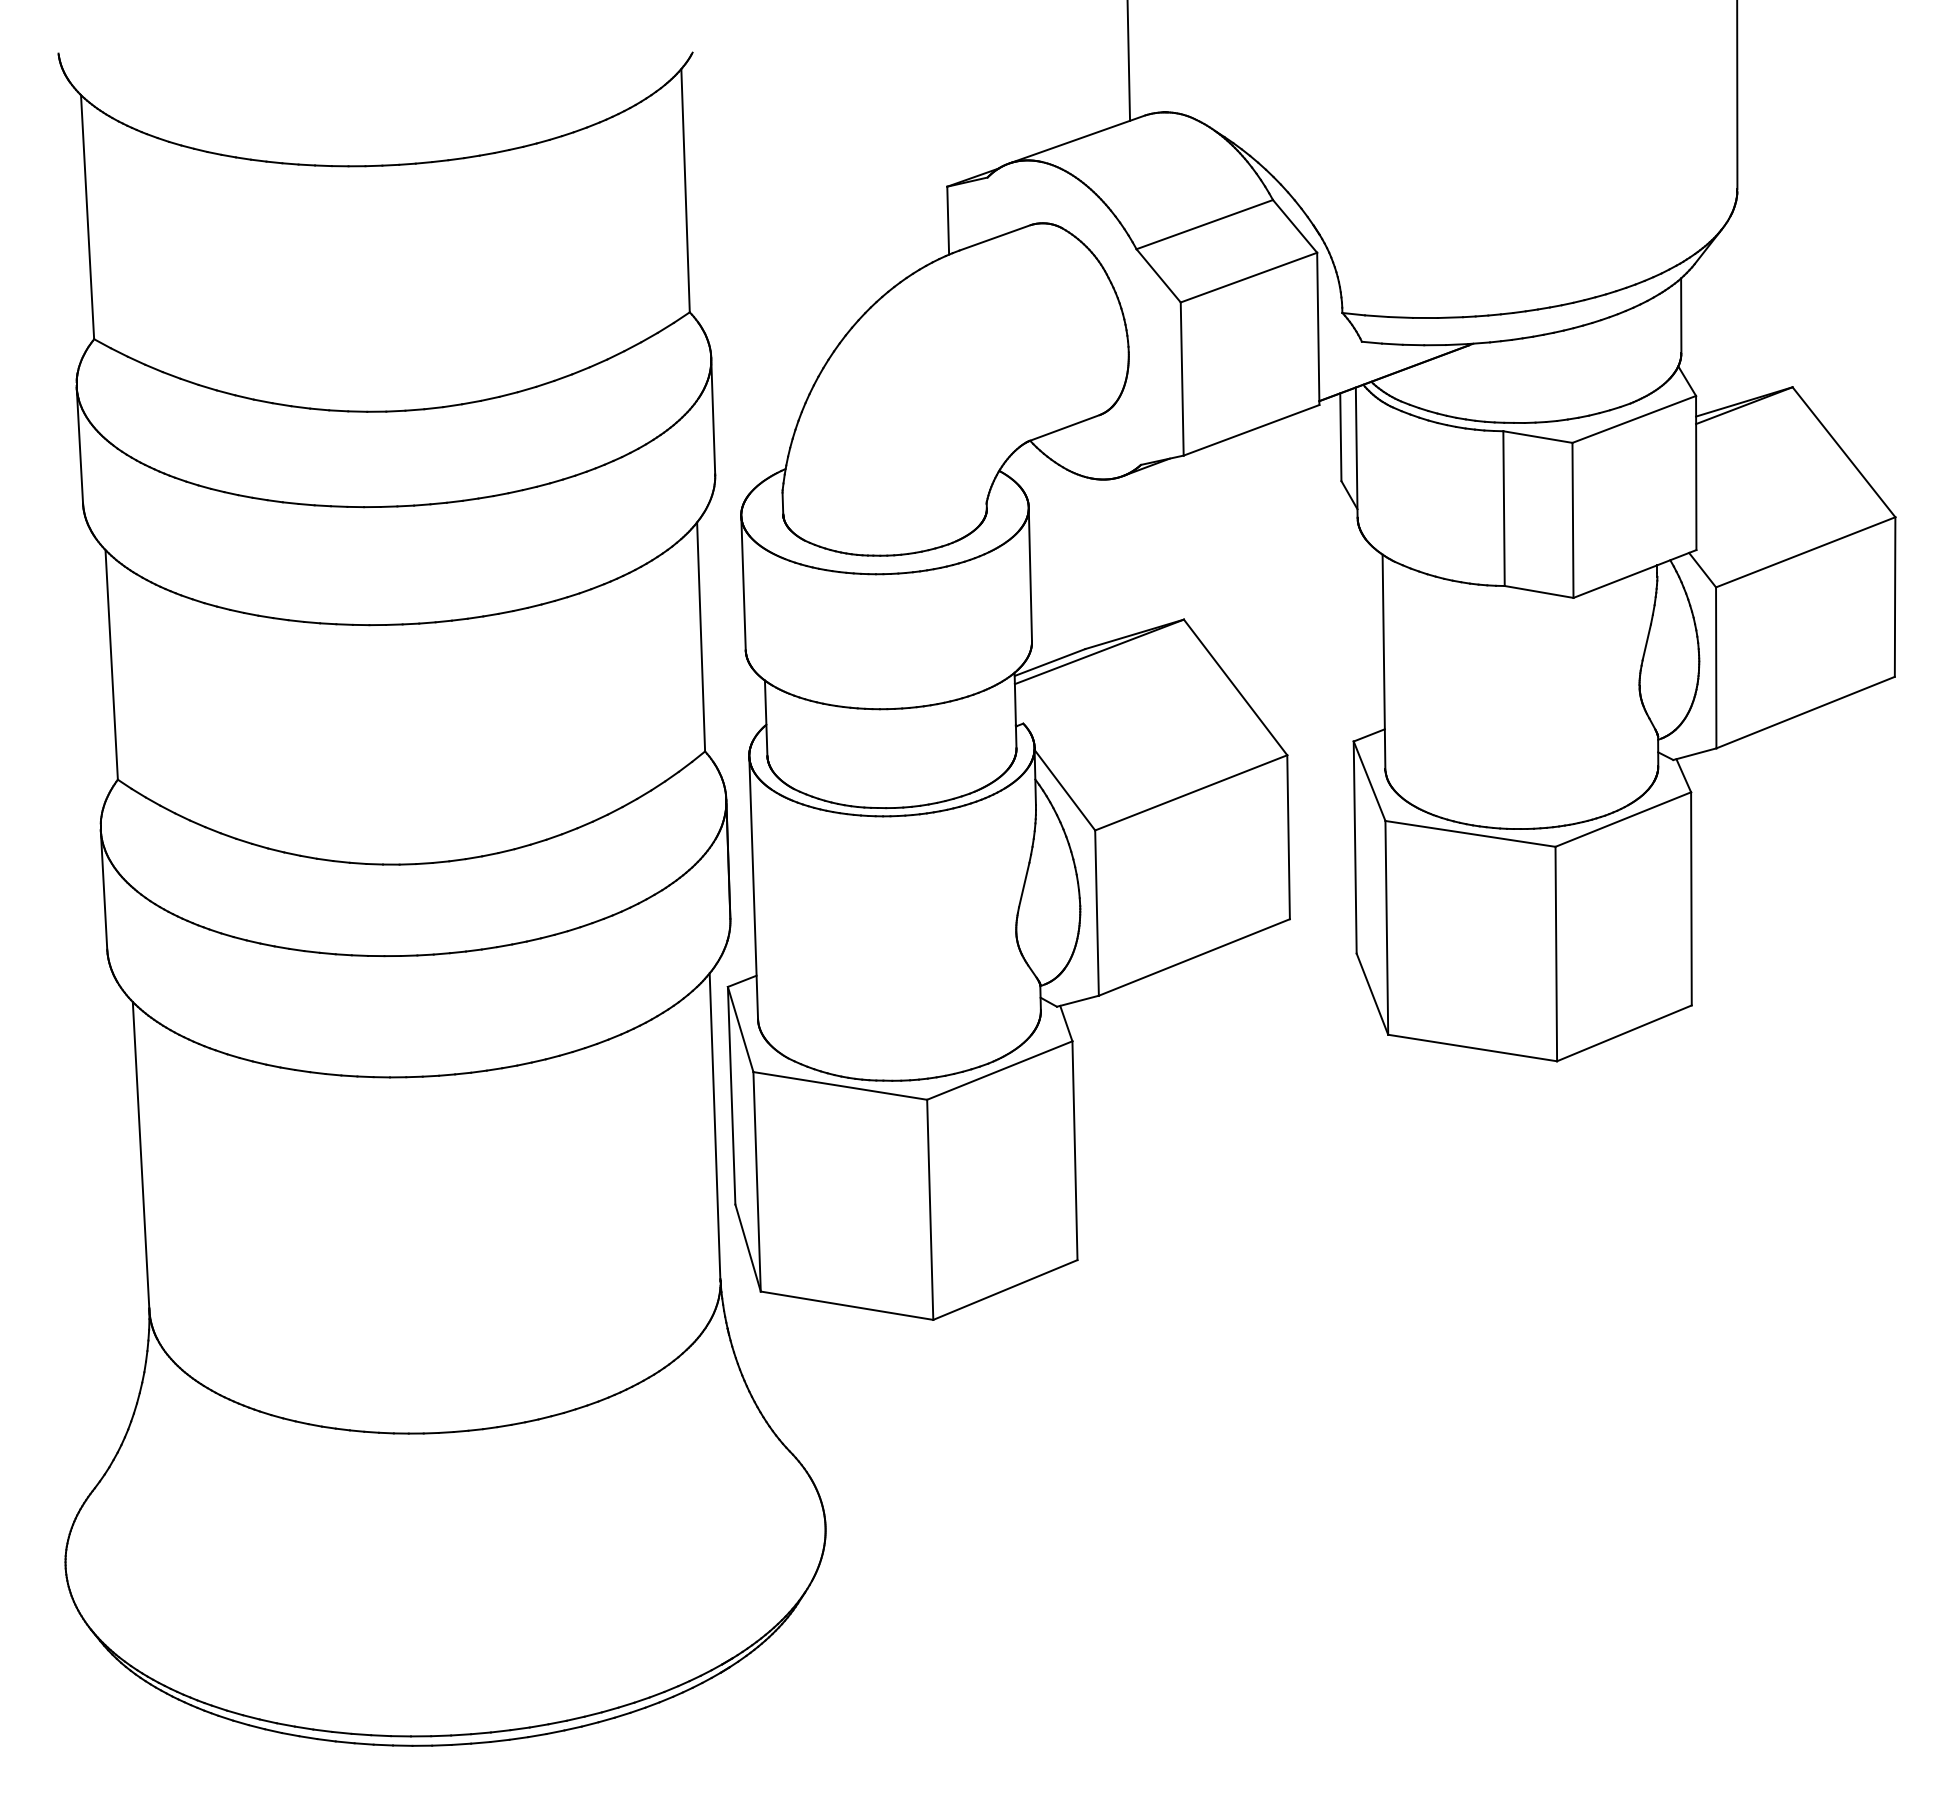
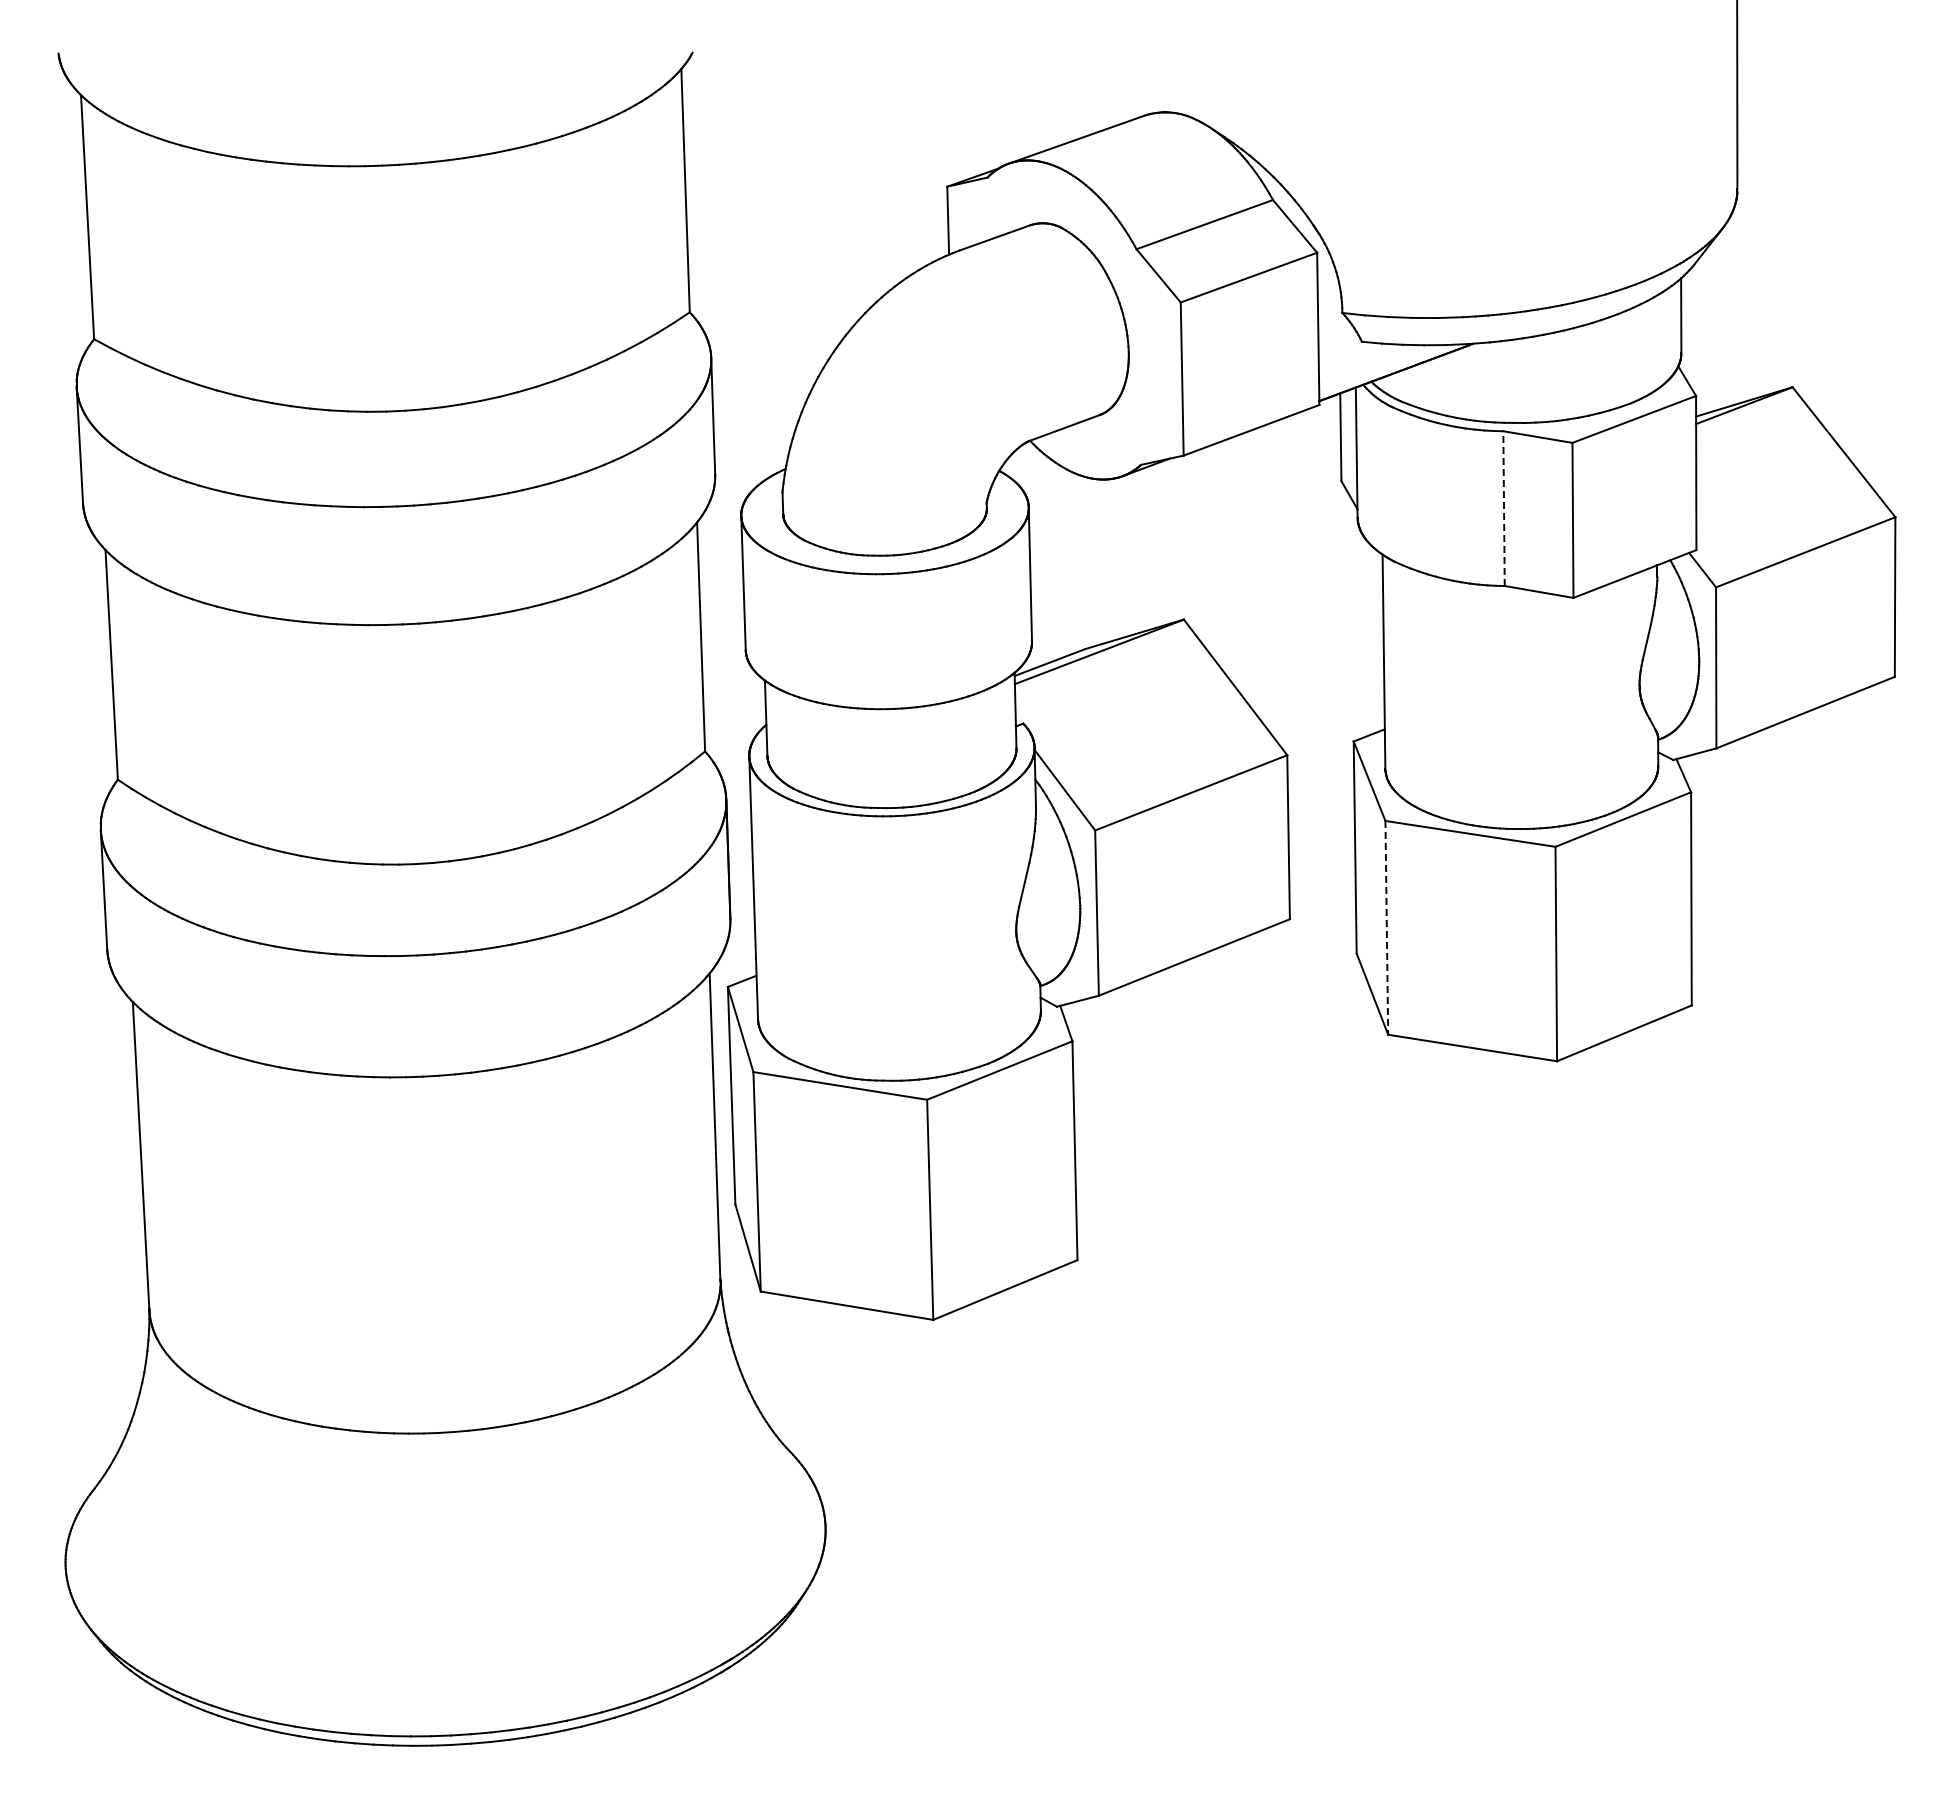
line: present -> none (1128, 61)
line: solid -> dashed (1504, 508)
line: solid -> dashed (1386, 927)
